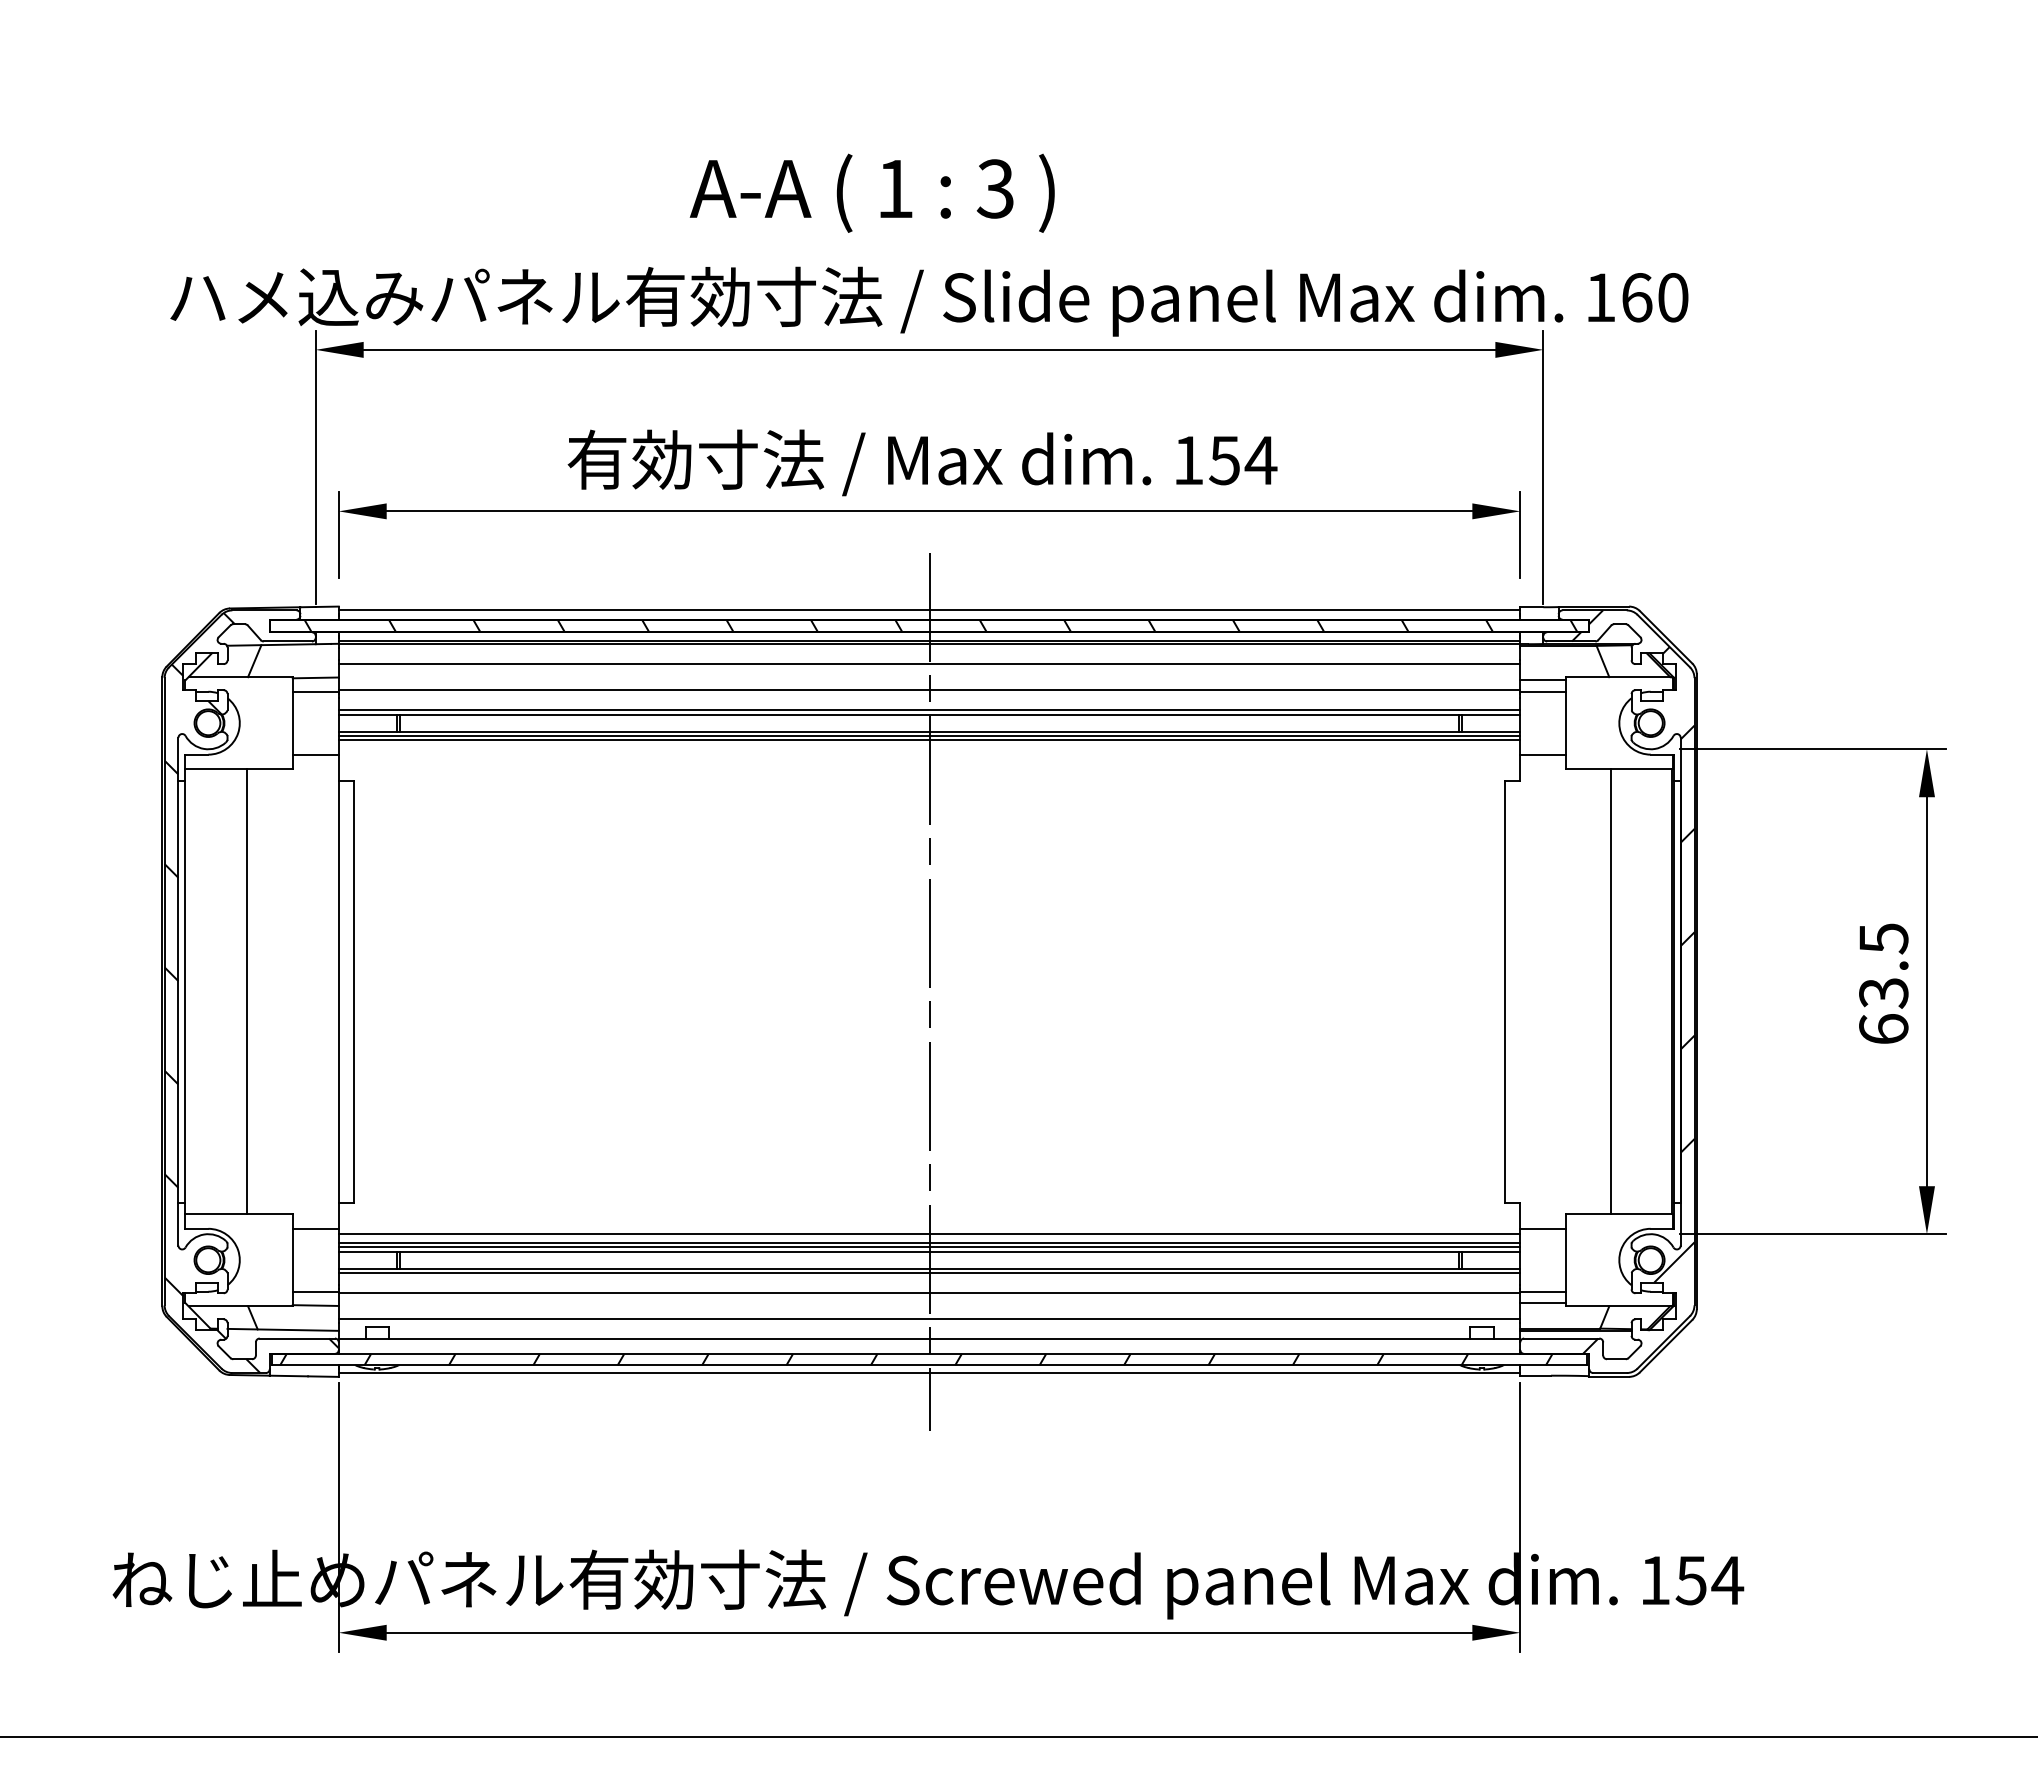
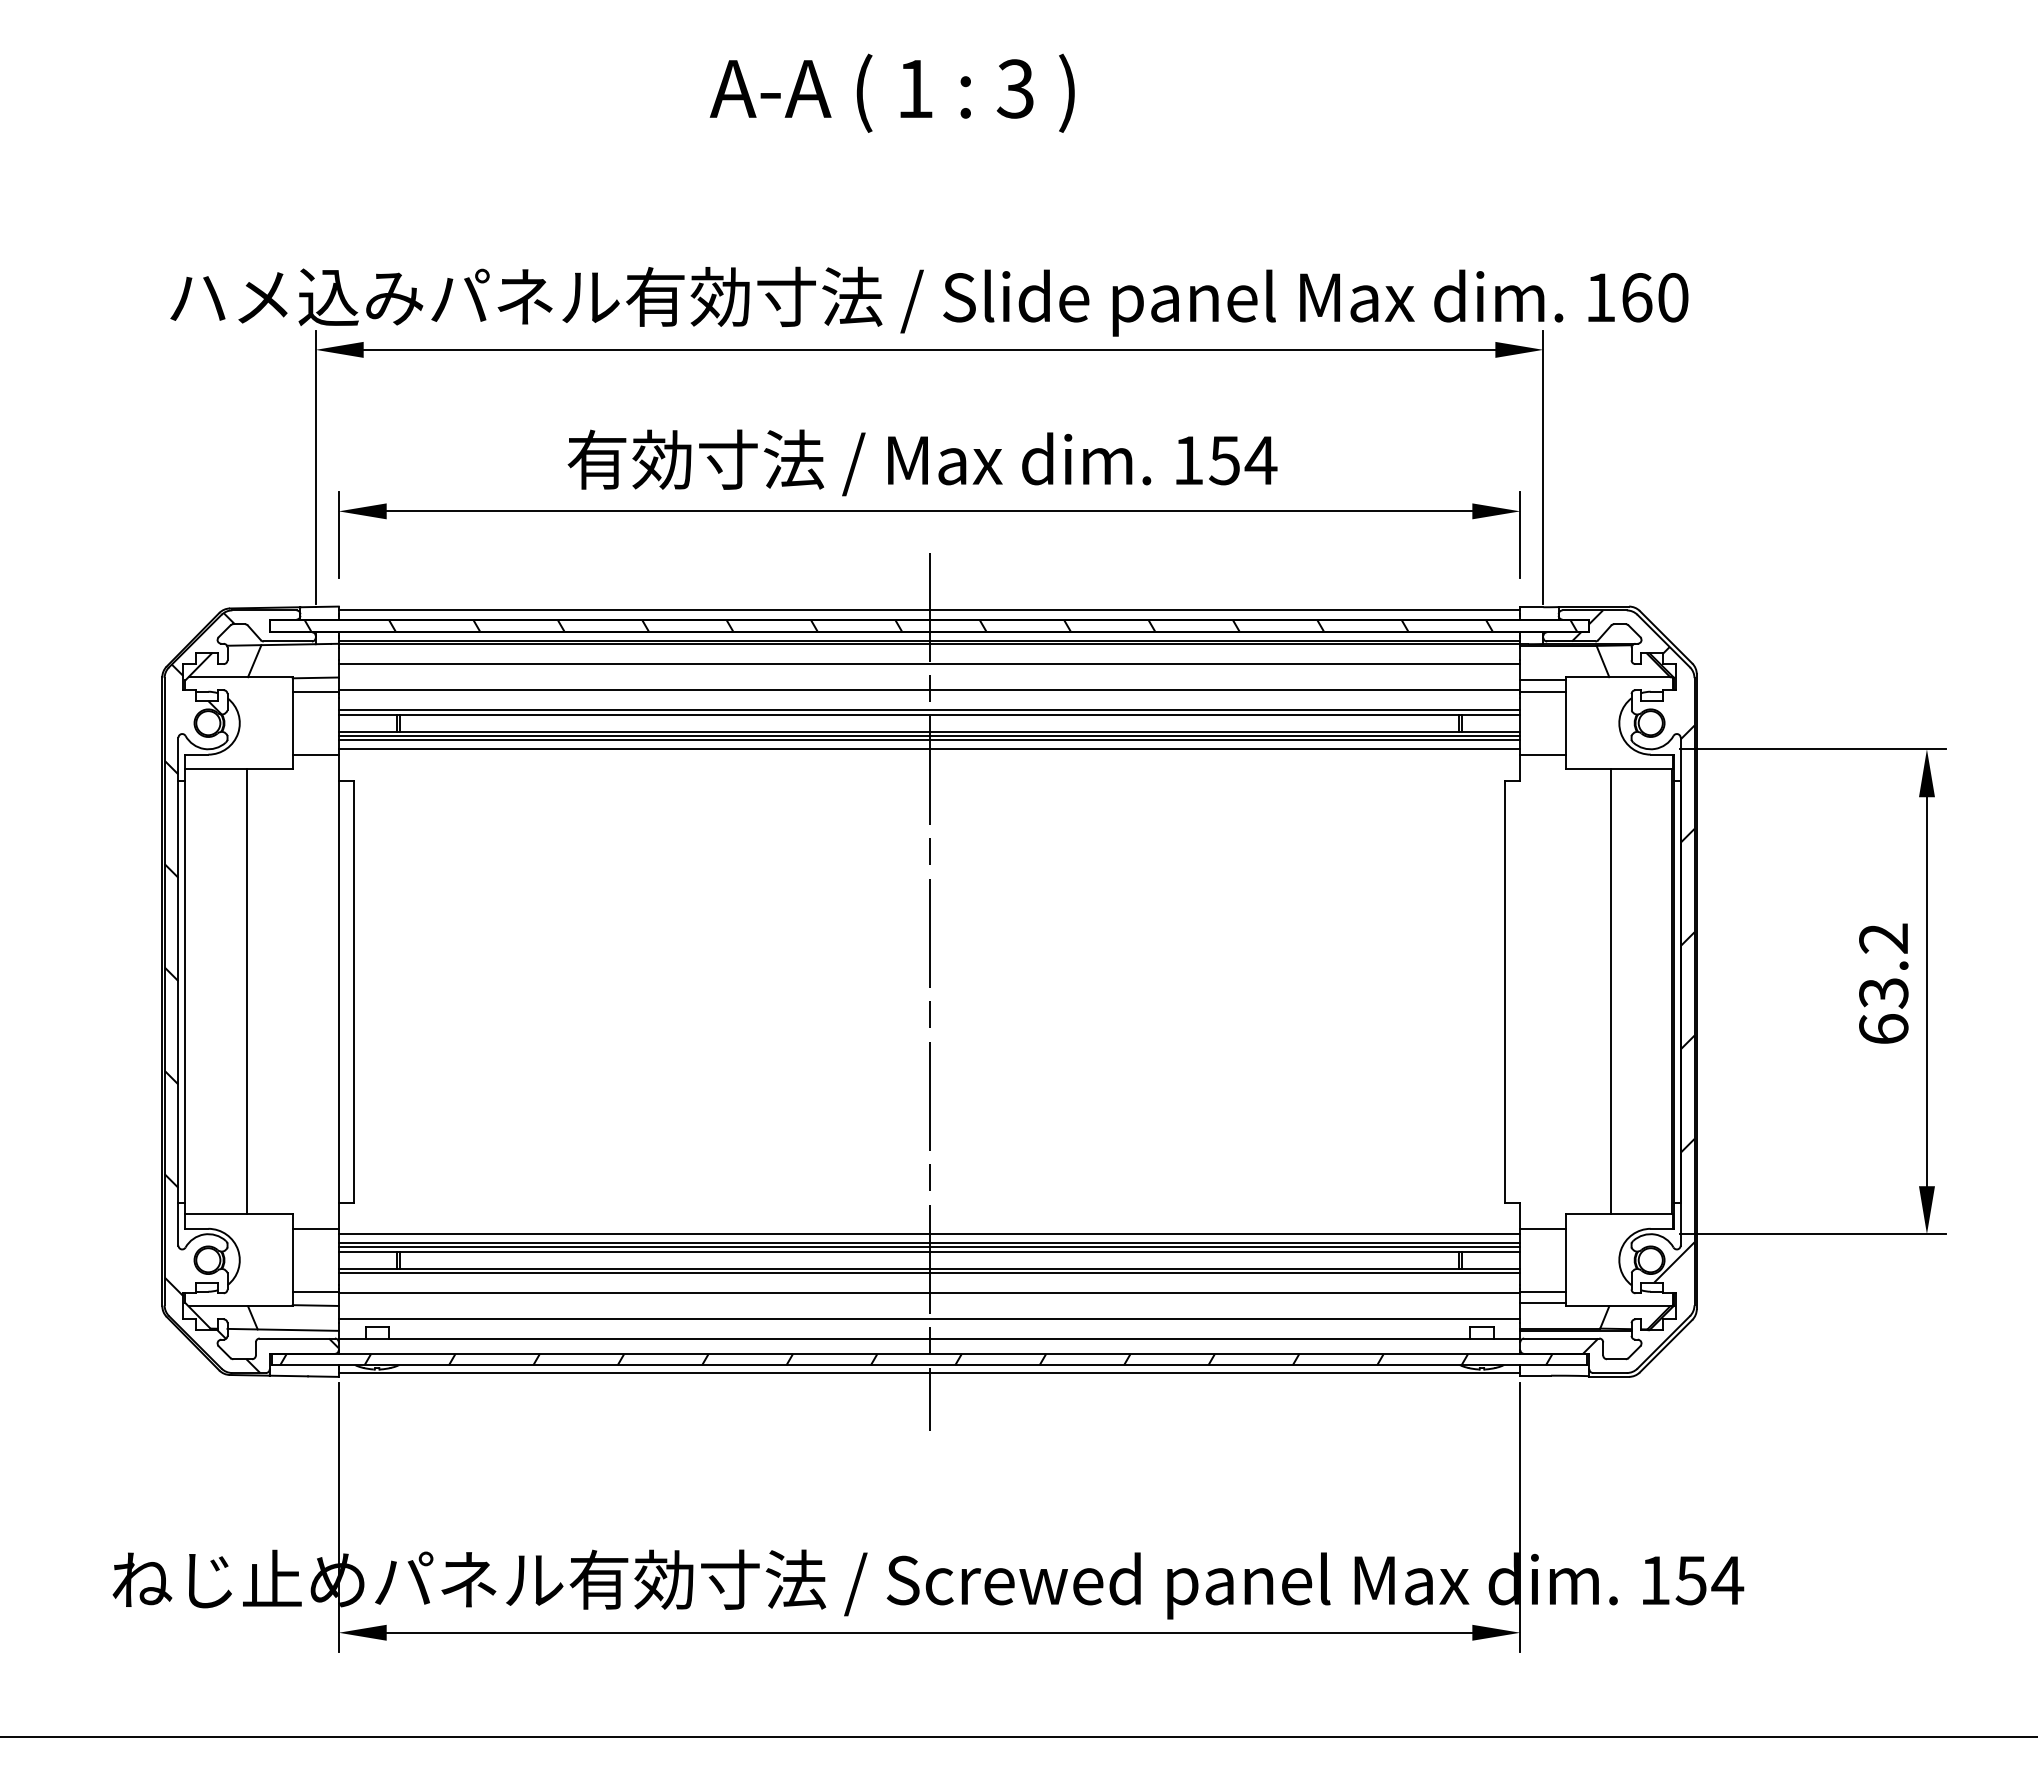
text position: (871, 192) -> (891, 92) (891, 92)
line: none -> present (929, 749)
text: 63.5 -> 63.2 (1883, 938)
